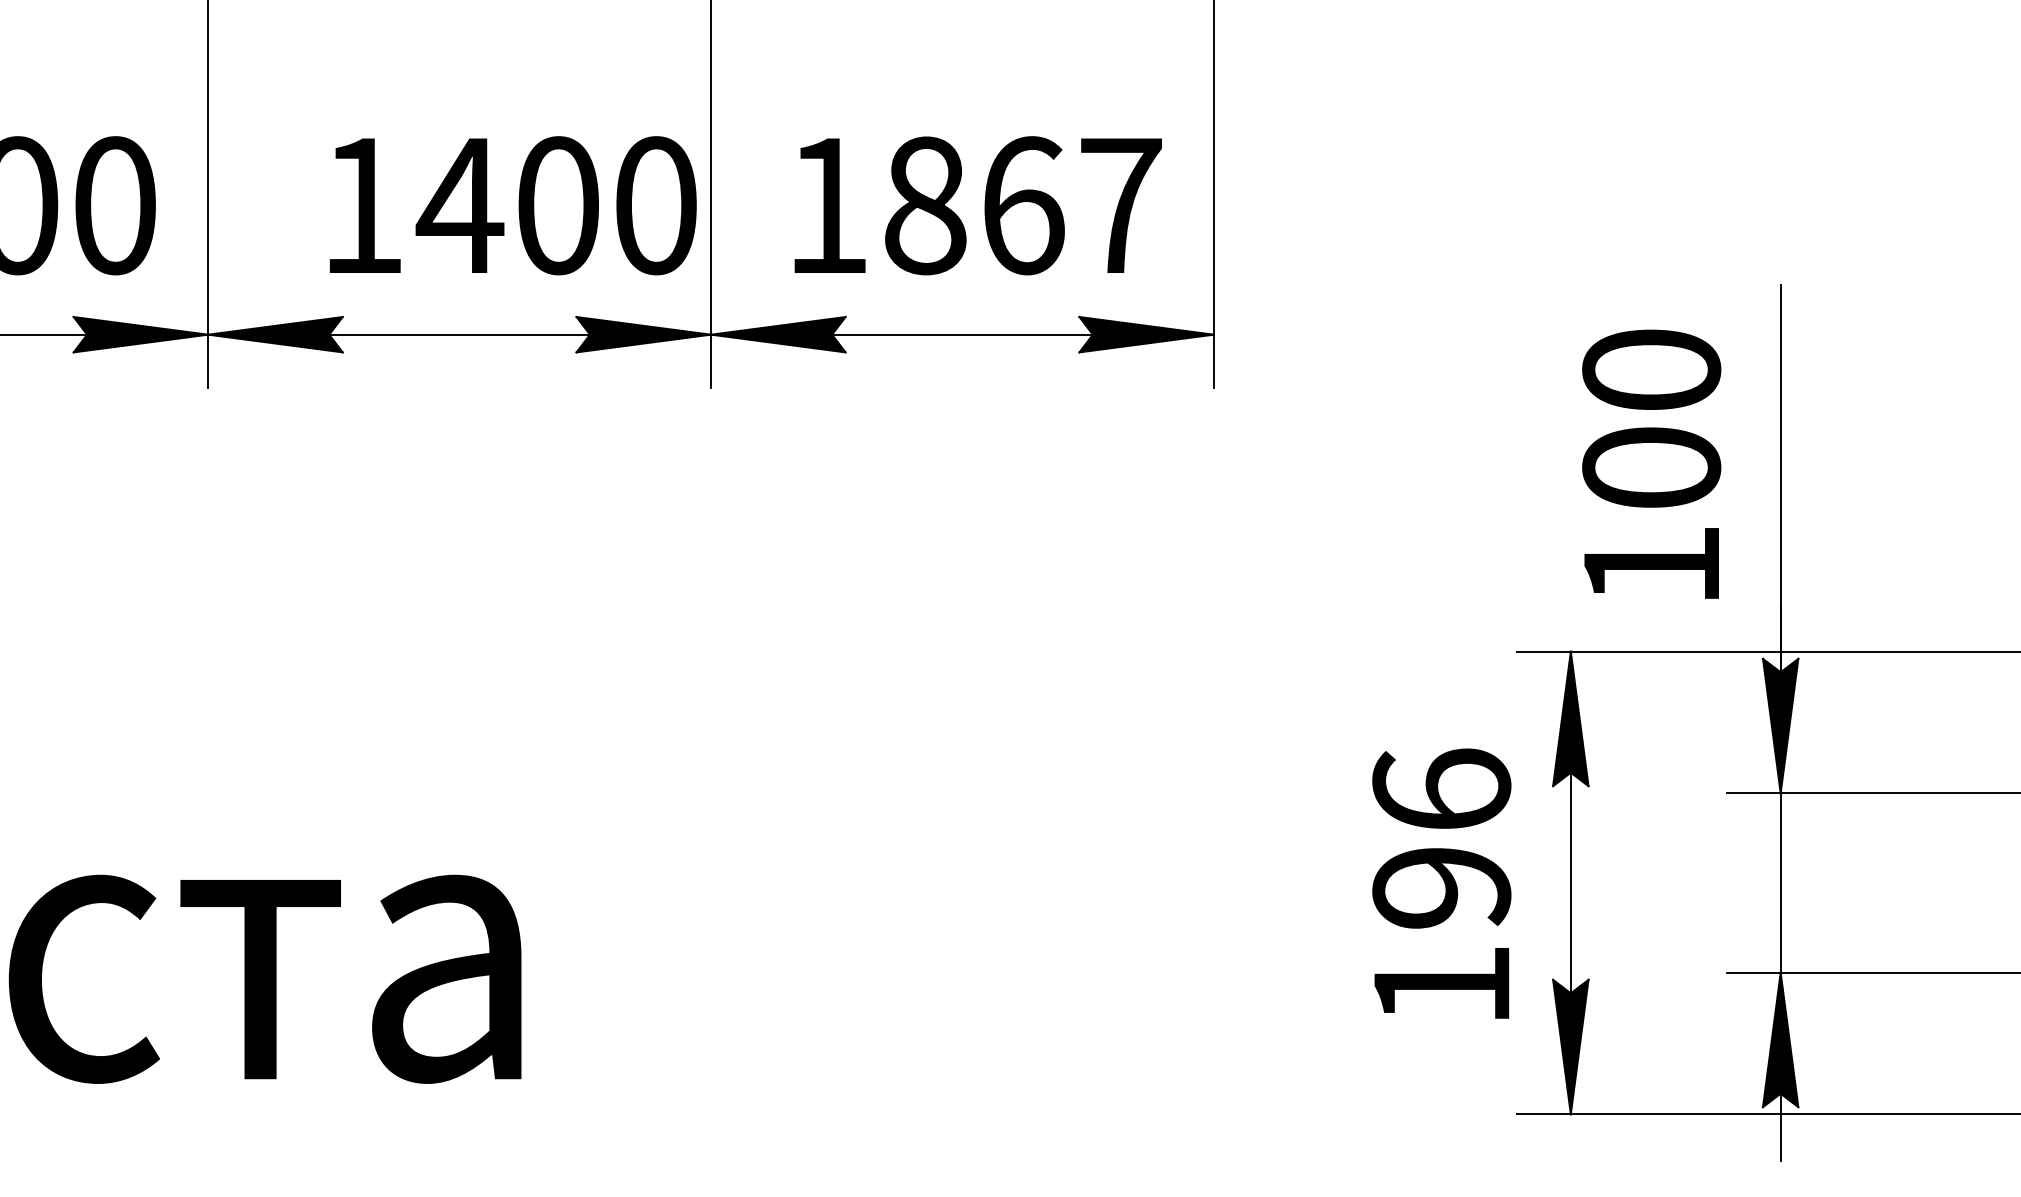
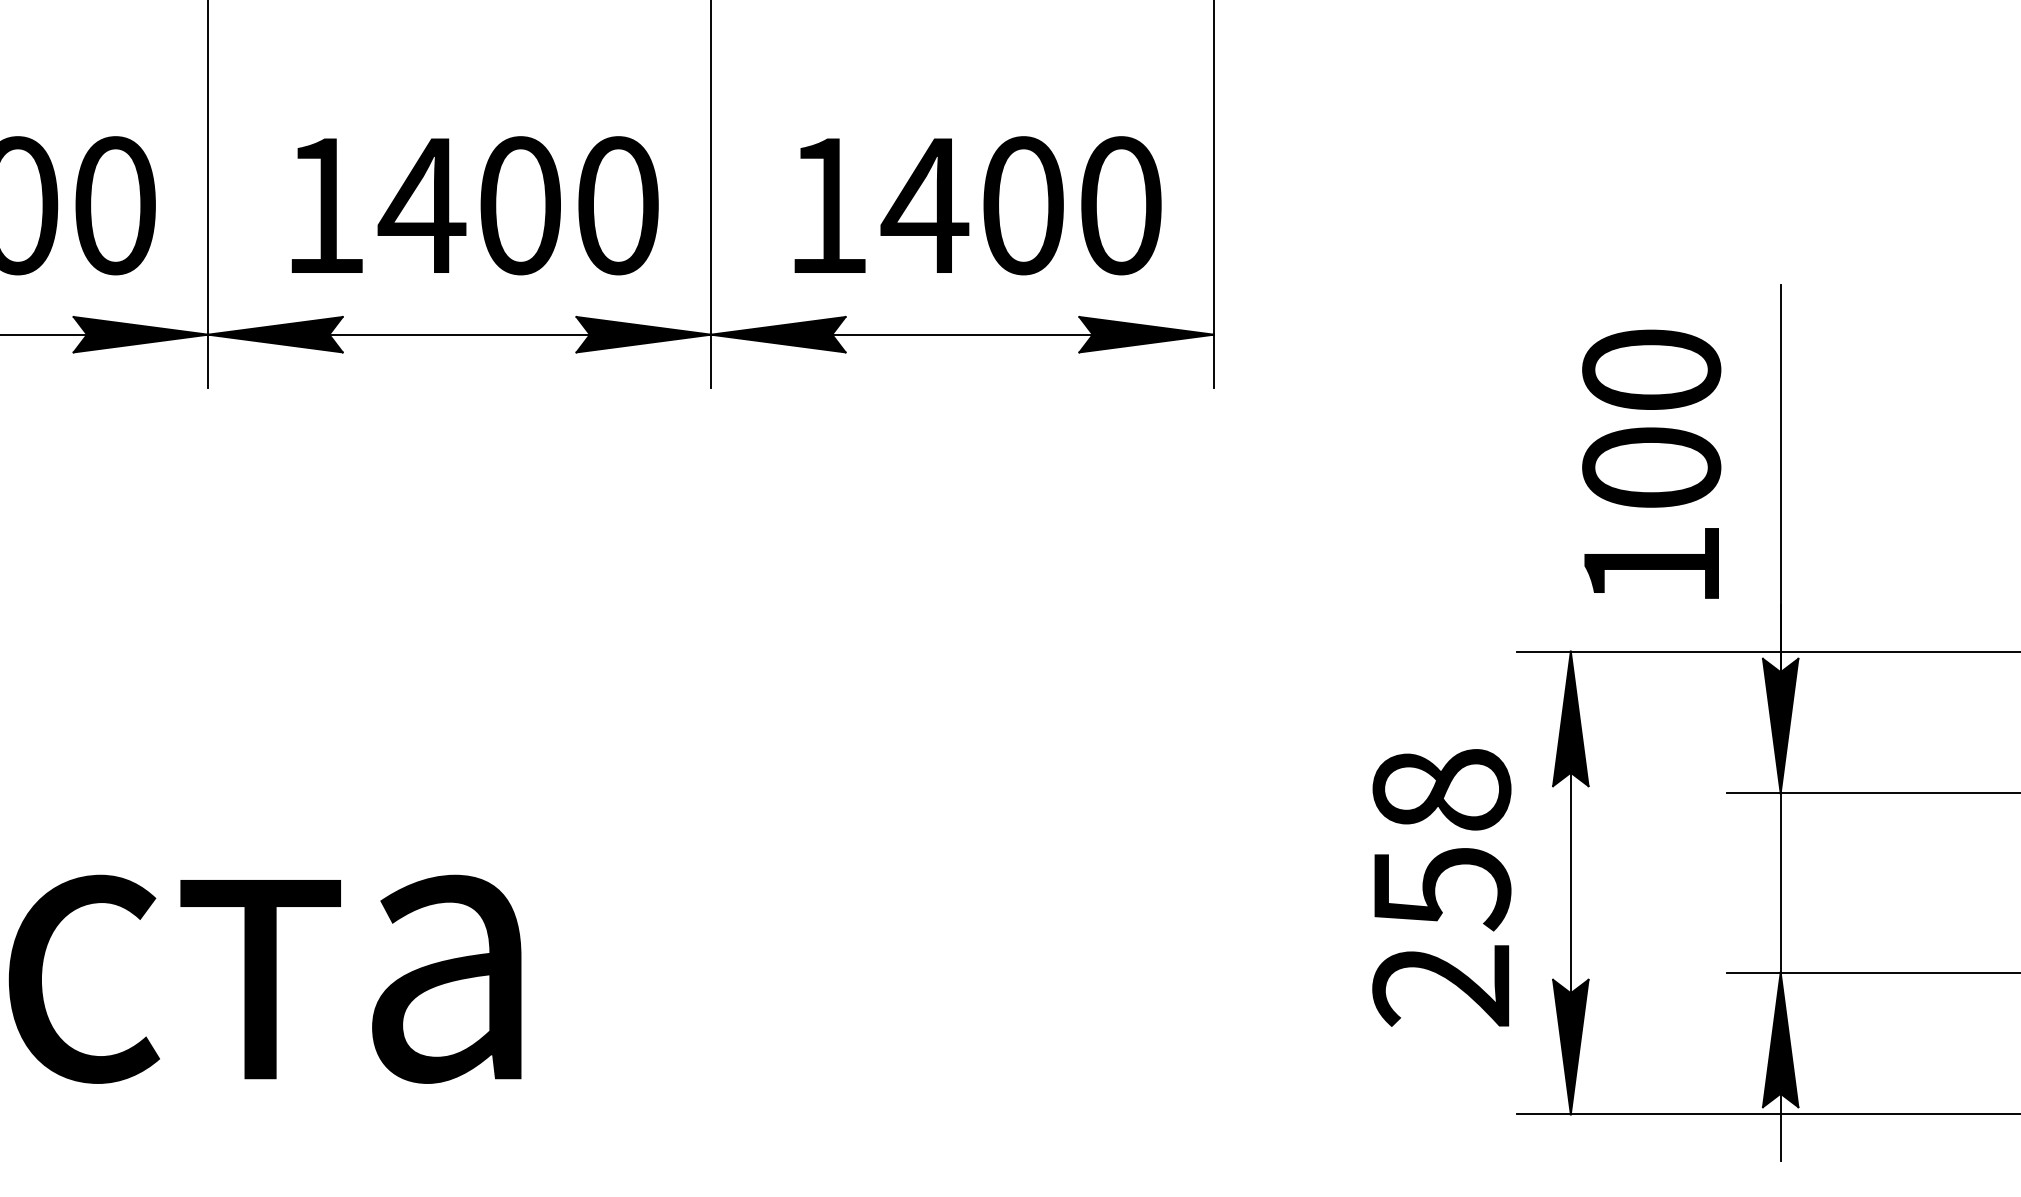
text position: (512, 205) -> (474, 205) (474, 205)
text: 1867 -> 1400 (1020, 205)
text: 196 -> 258 (1441, 887)
